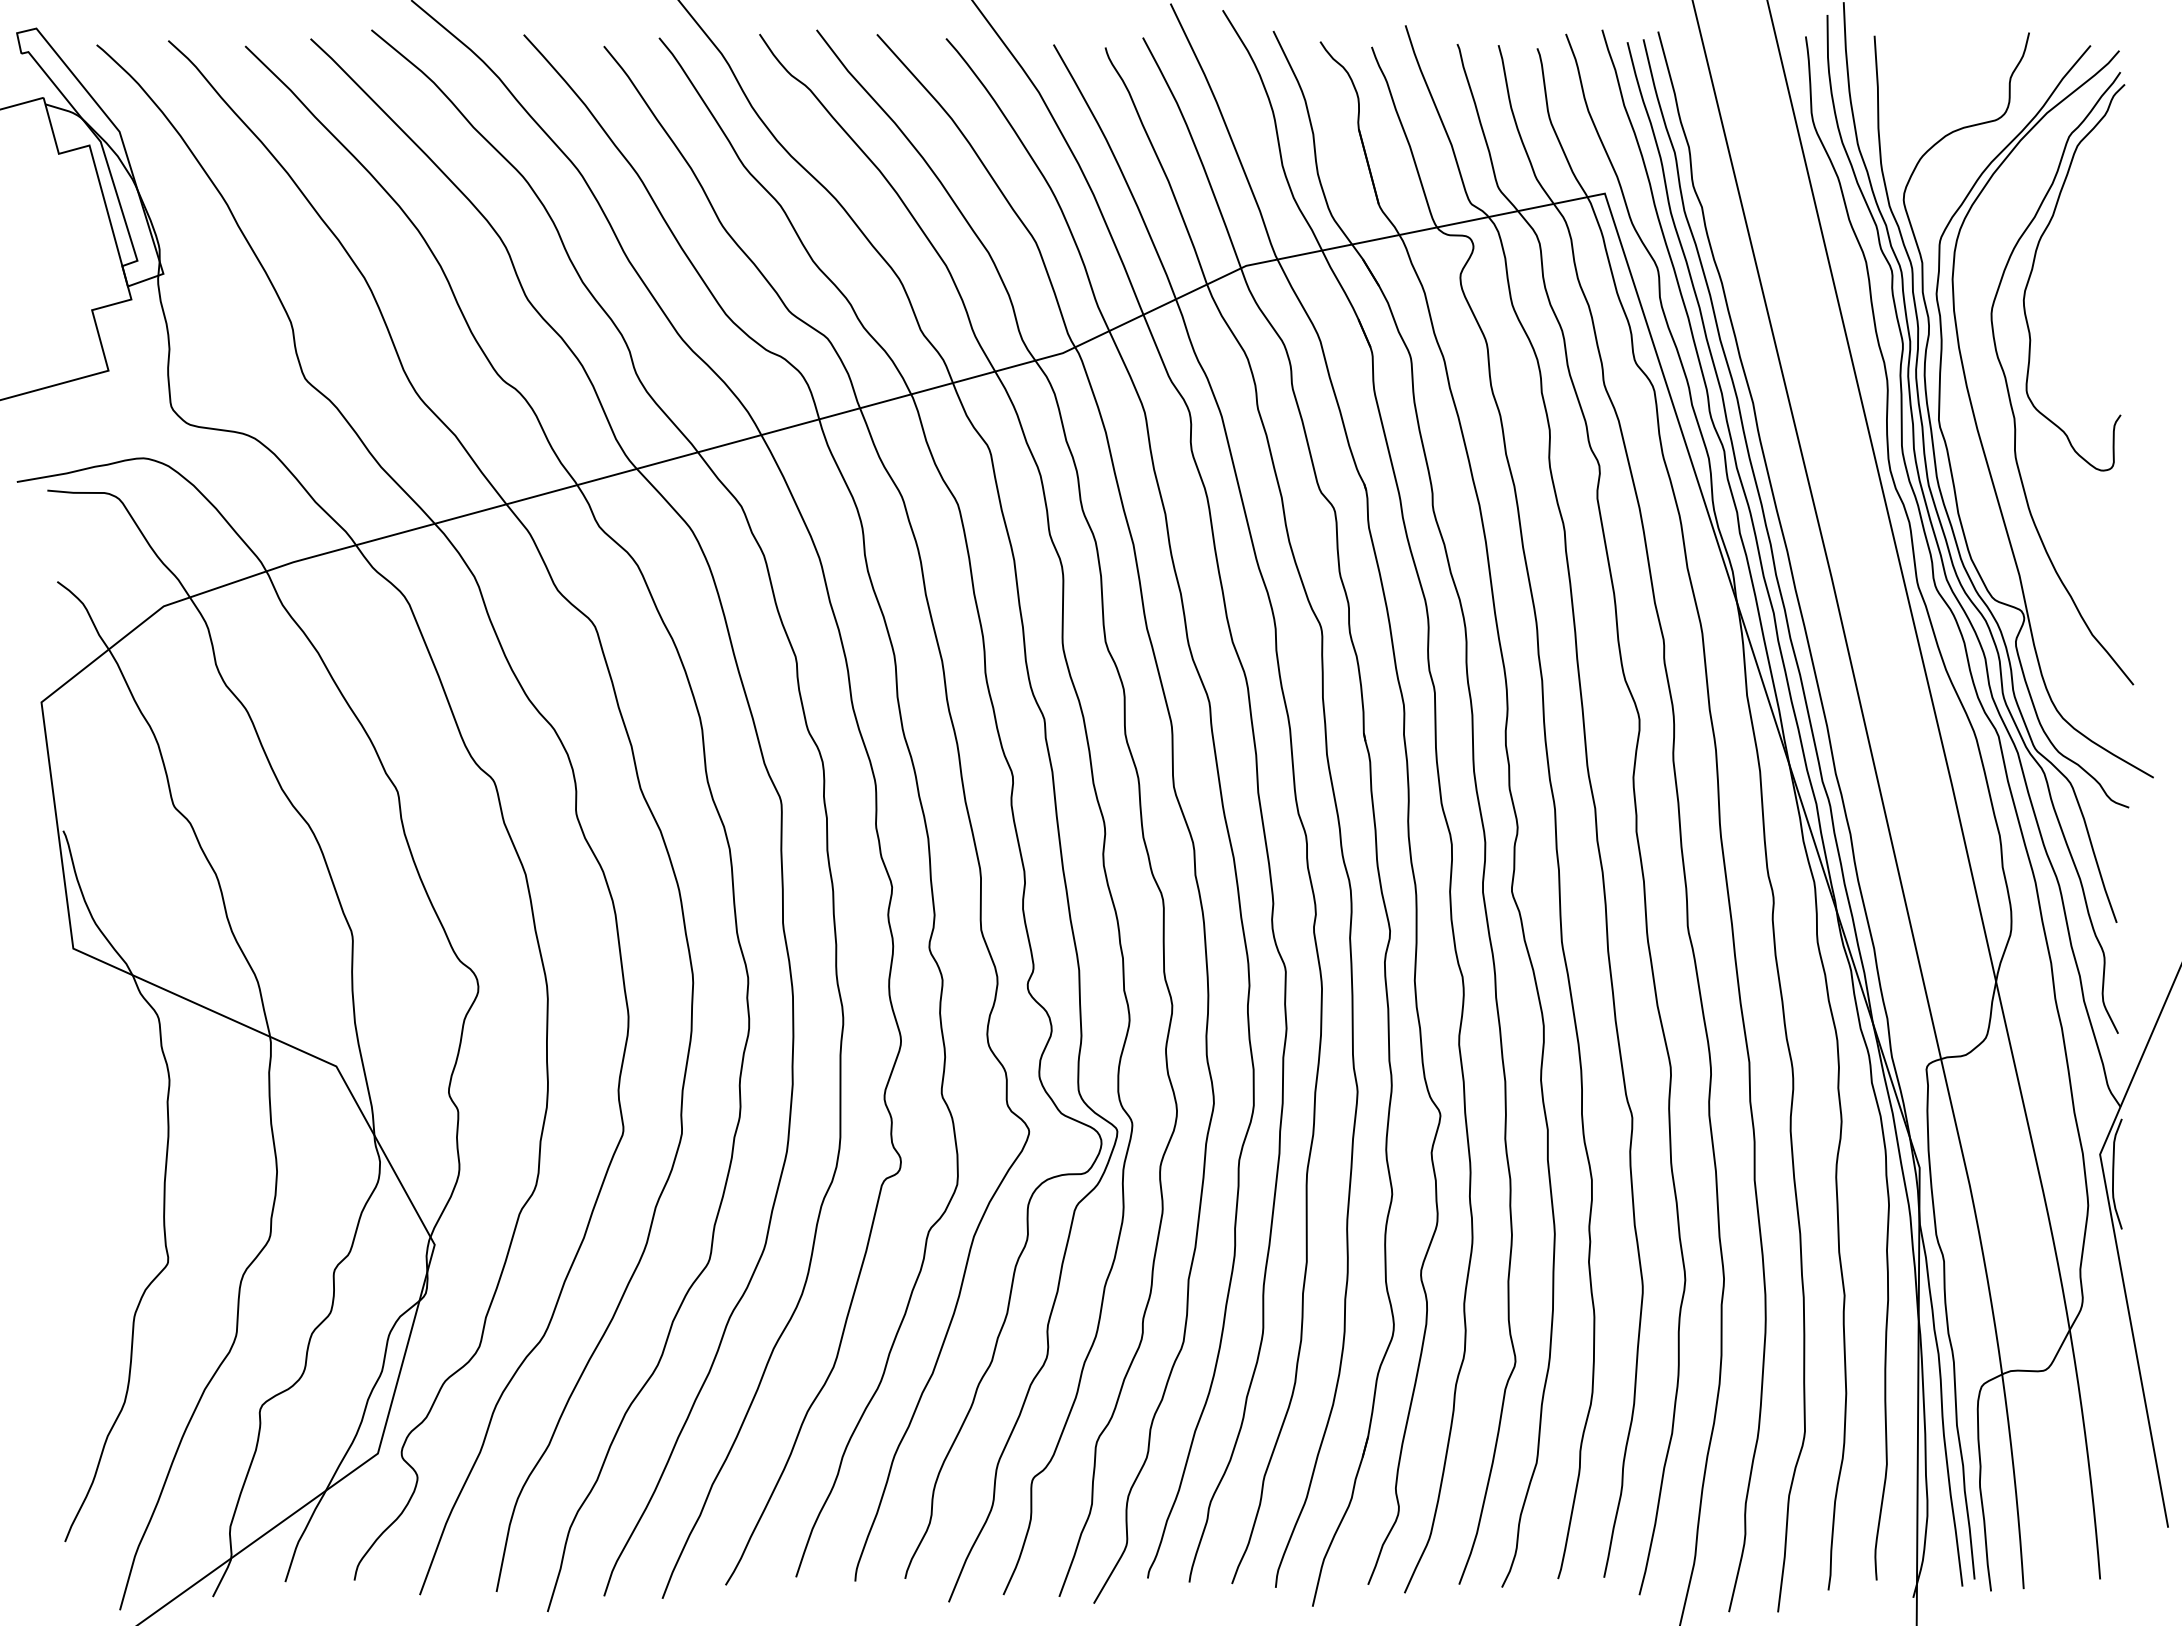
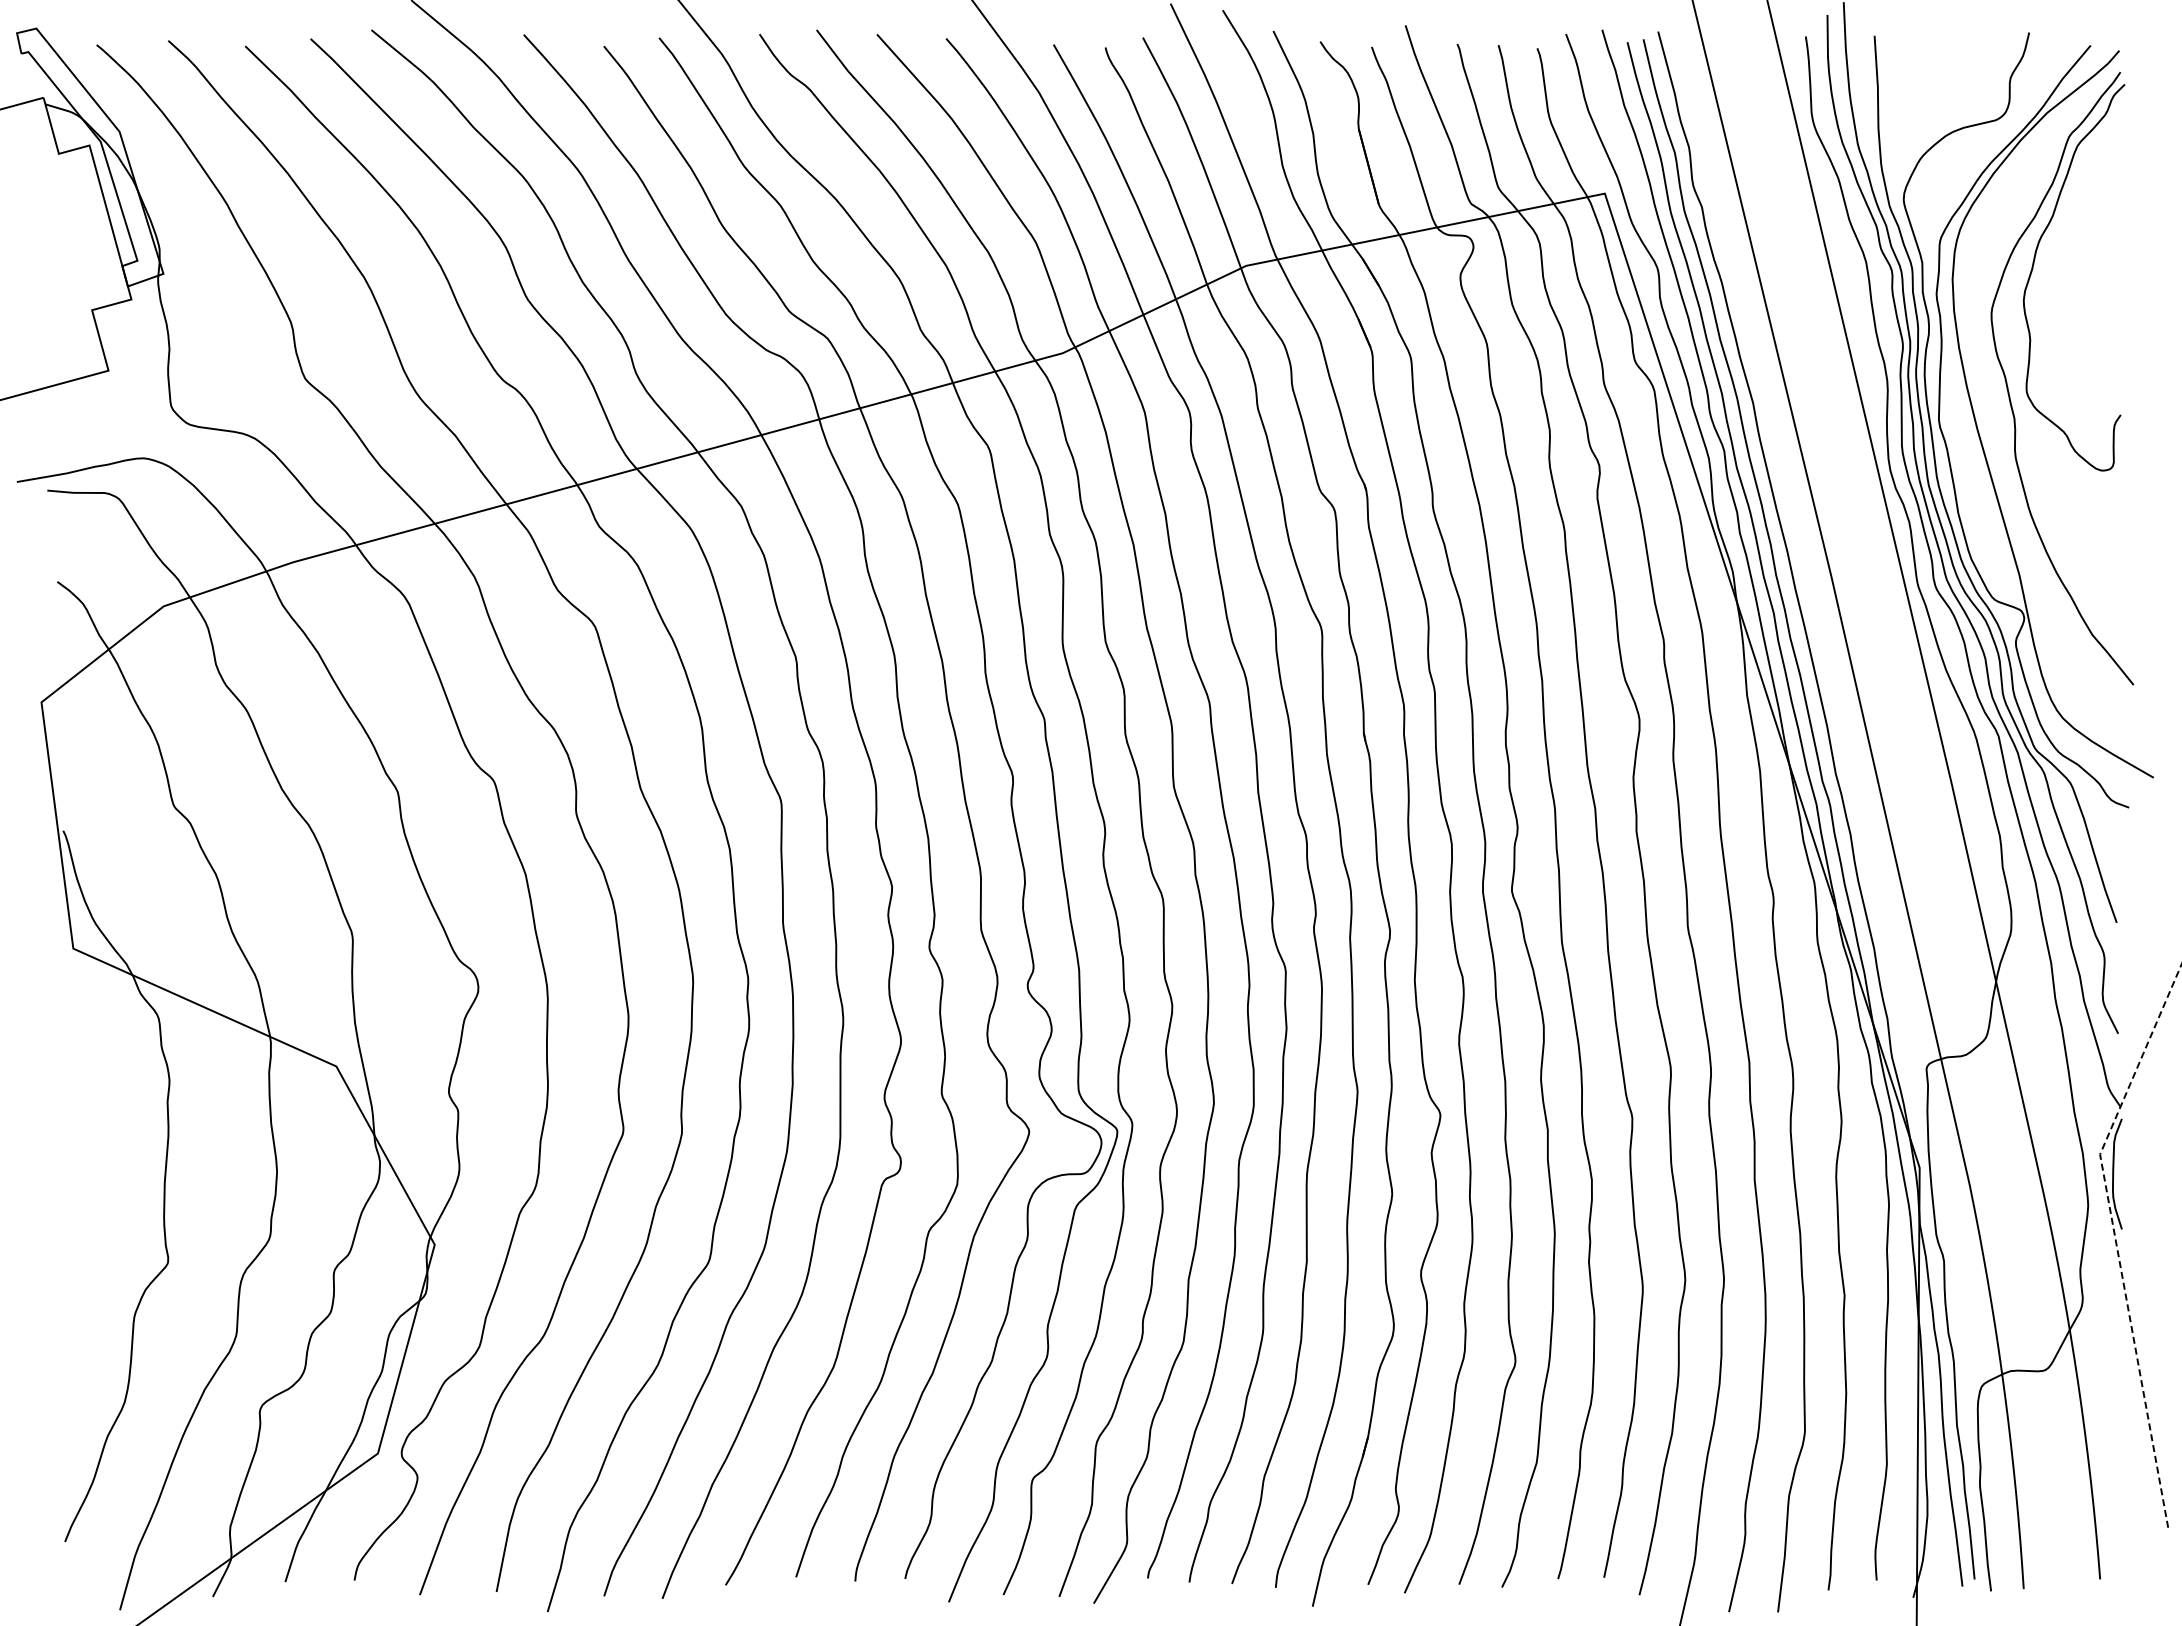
line: solid -> dashed (2115, 1238)
